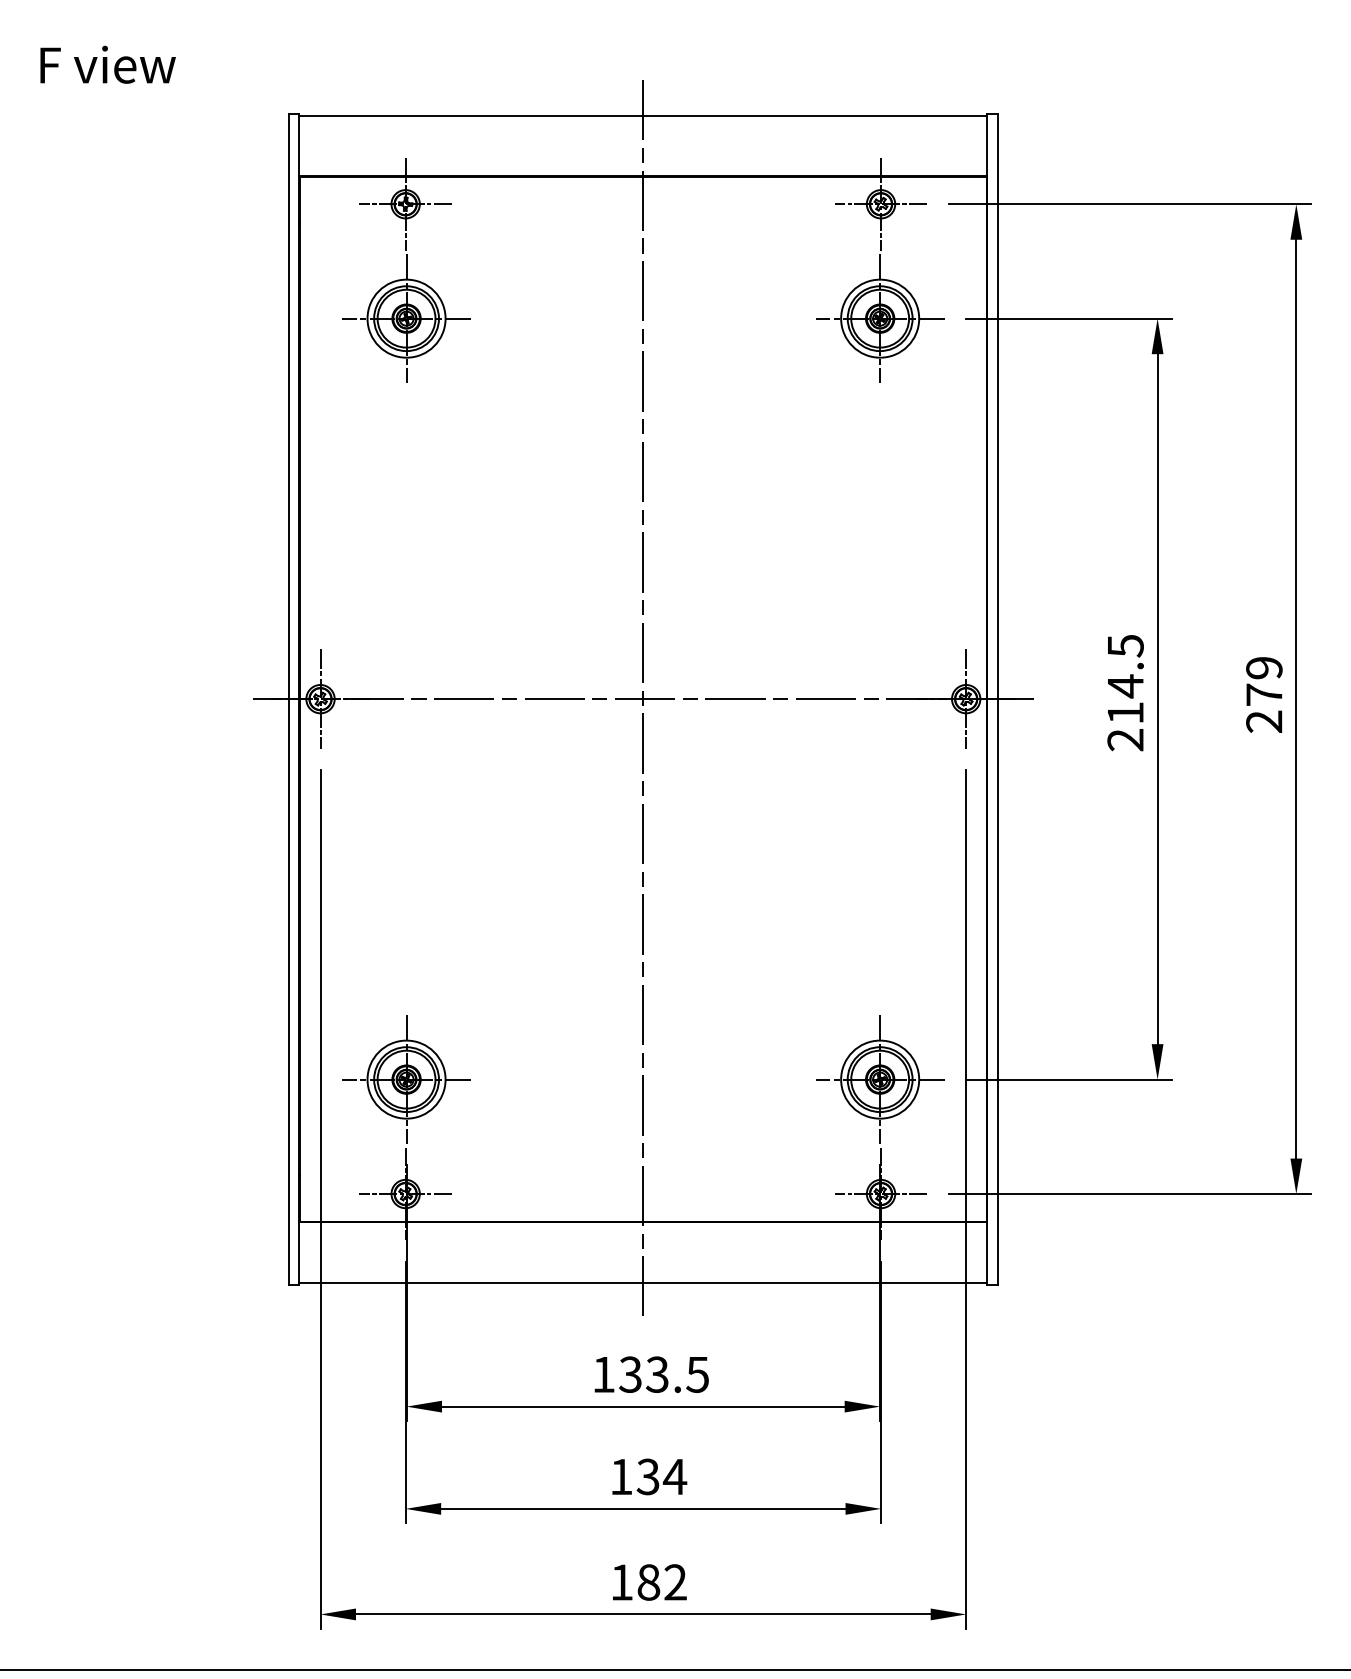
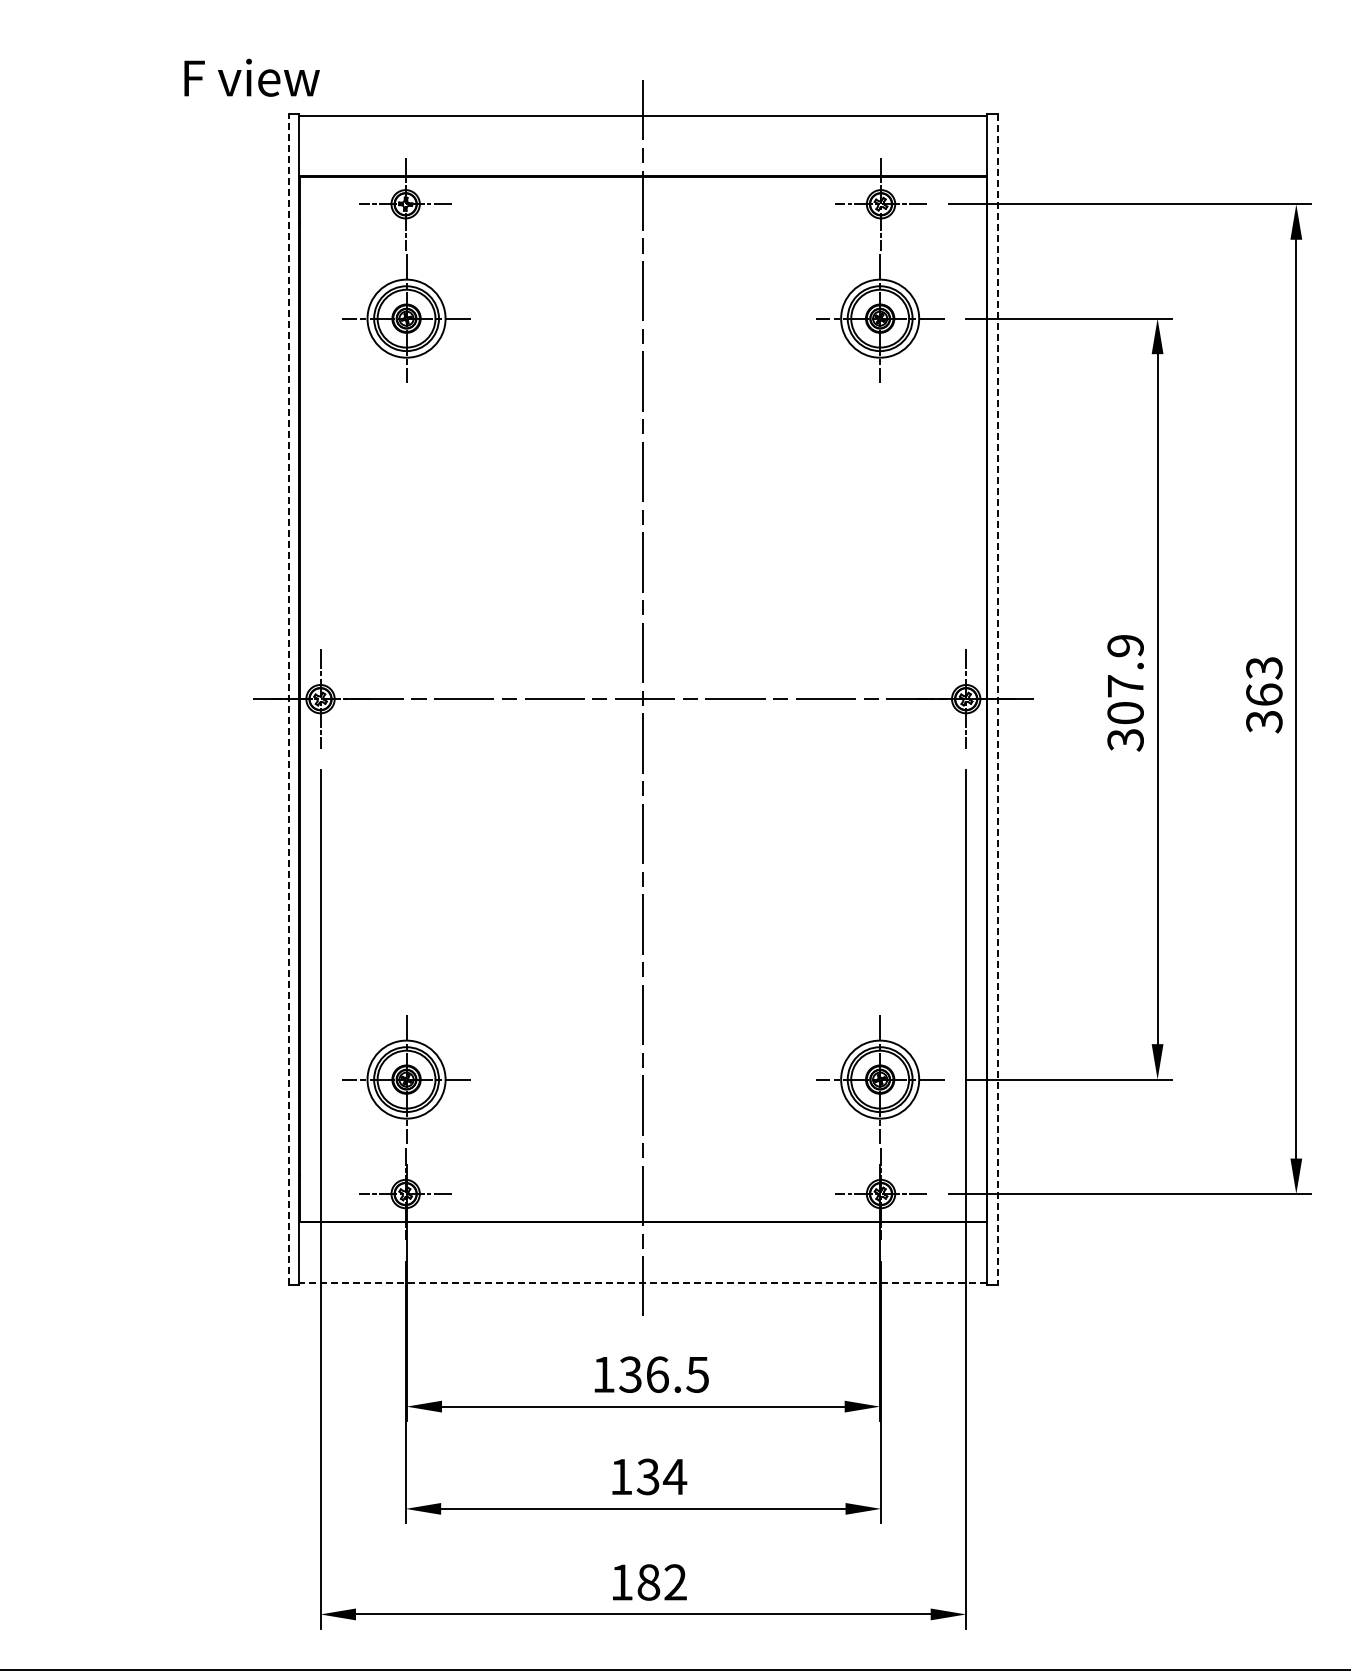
text position: (107, 64) -> (251, 77) (251, 77)
text: 214.5 -> 307.9 (1125, 693)
text: 279 -> 363 (1264, 695)
line: solid -> dashed (288, 698)
line: solid -> dashed (998, 699)
line: solid -> dashed (642, 1282)
text: 133.5 -> 136.5 (657, 1374)
